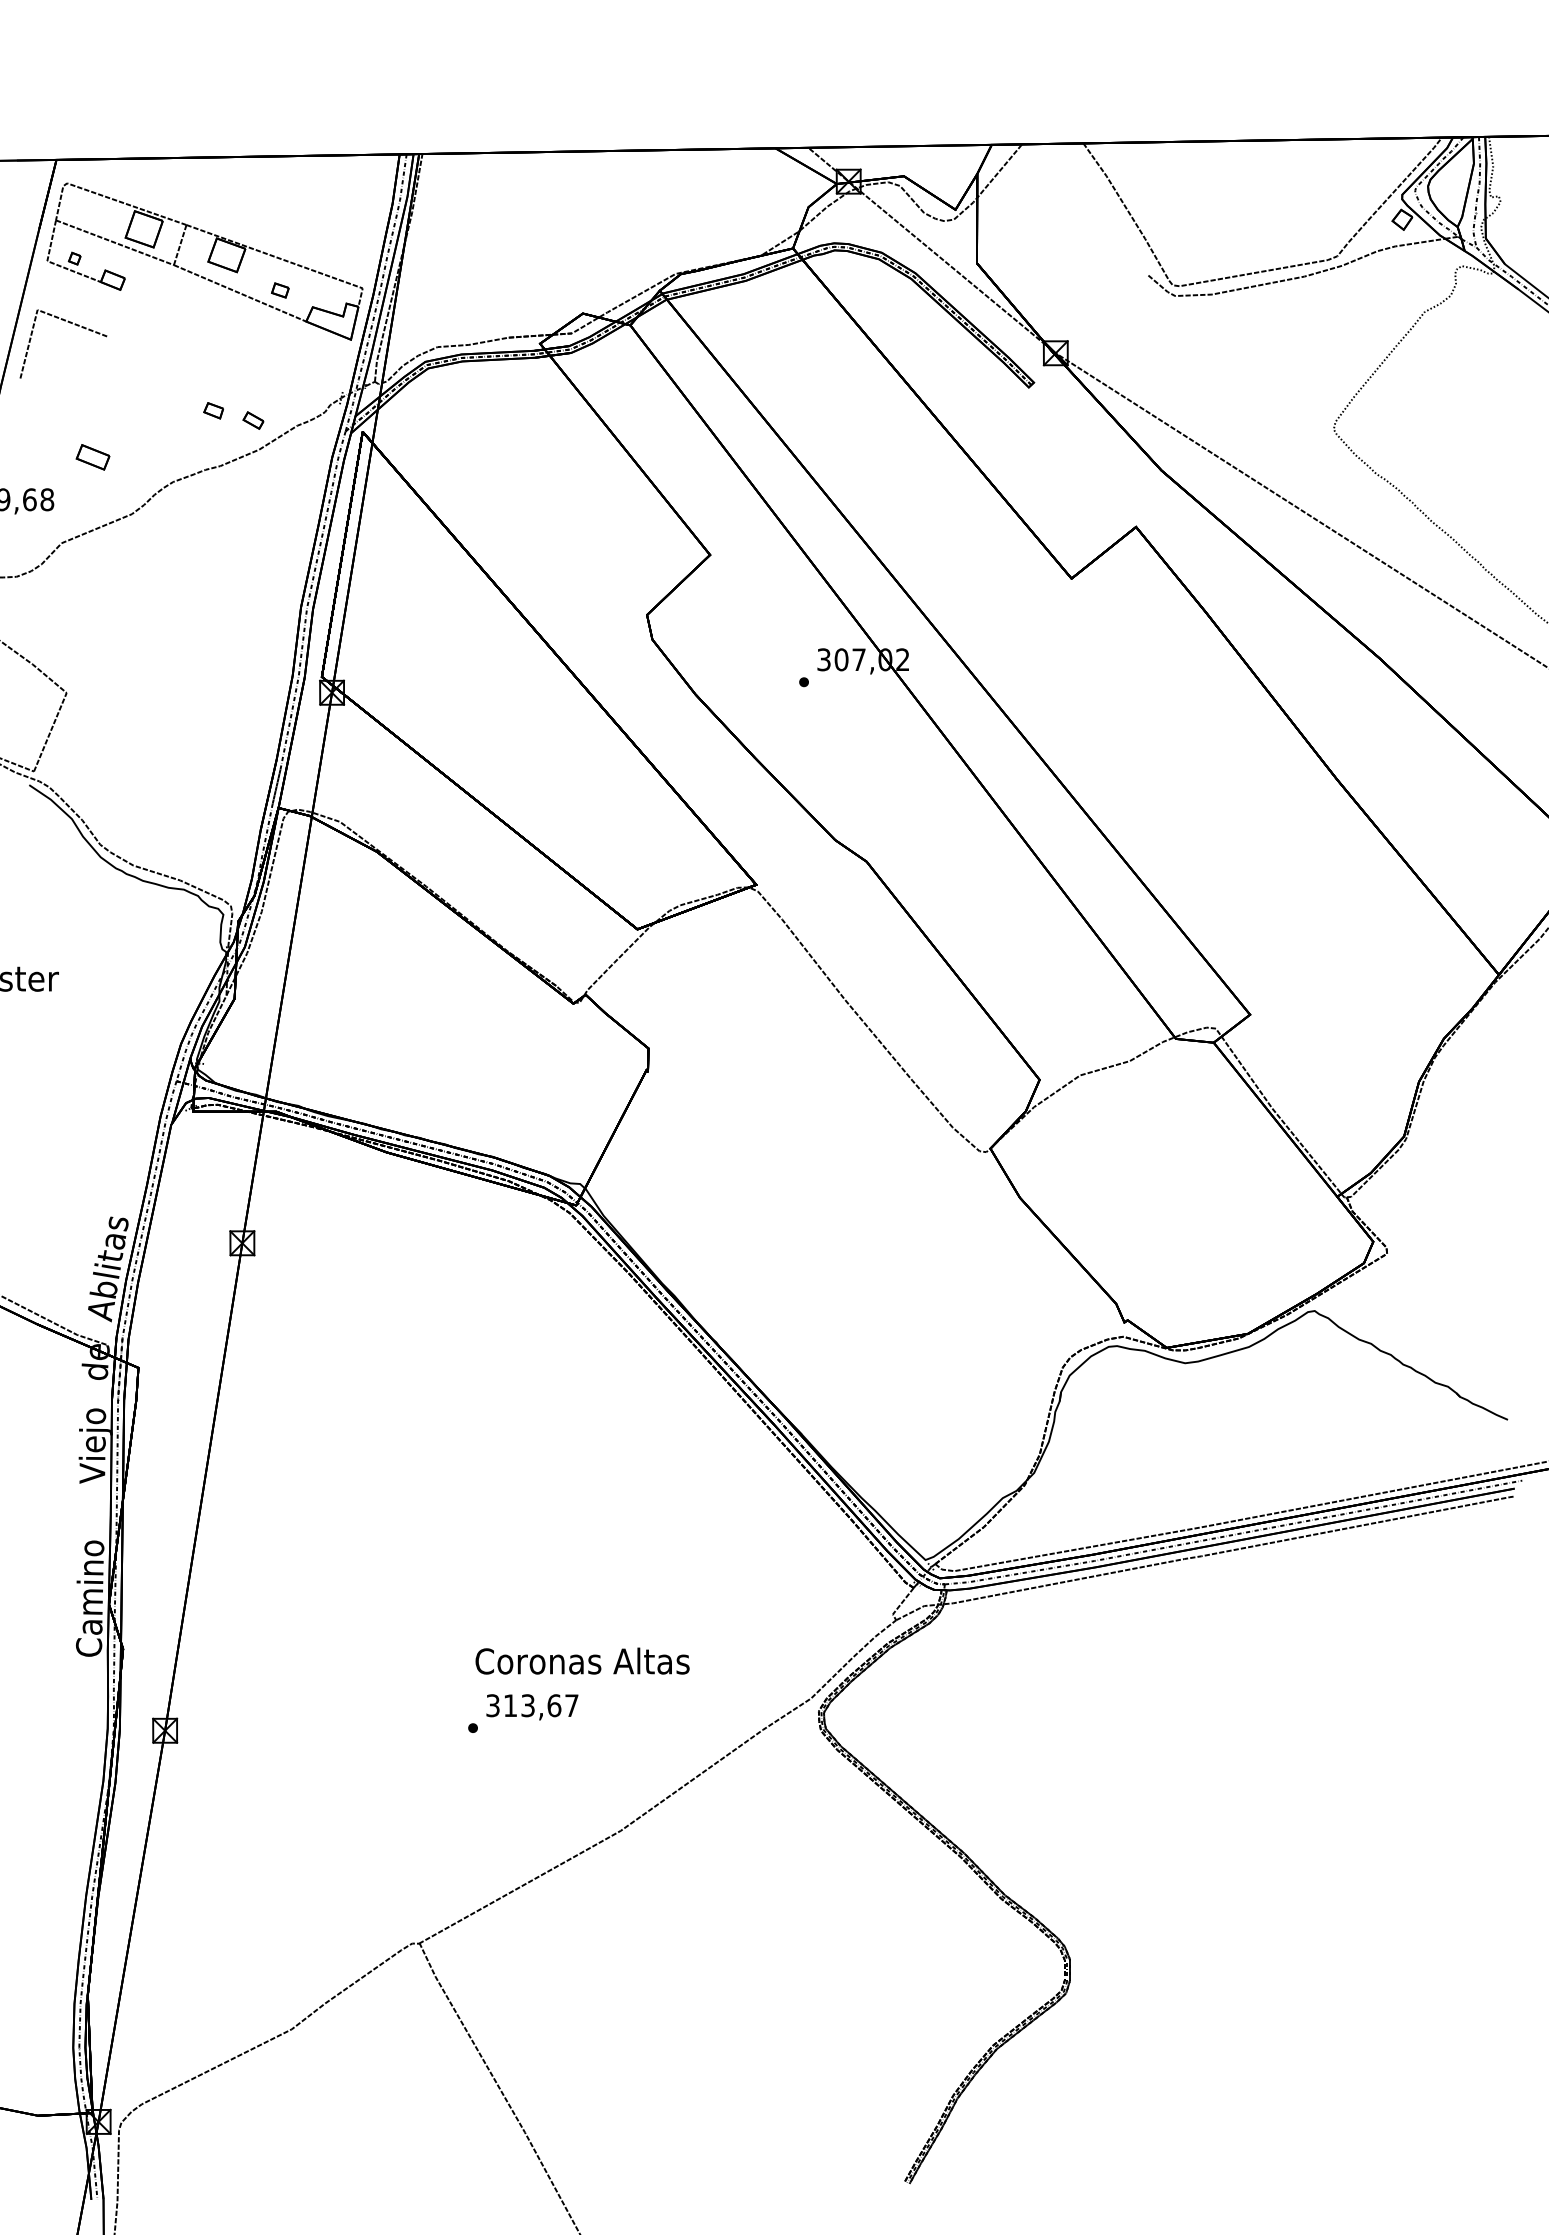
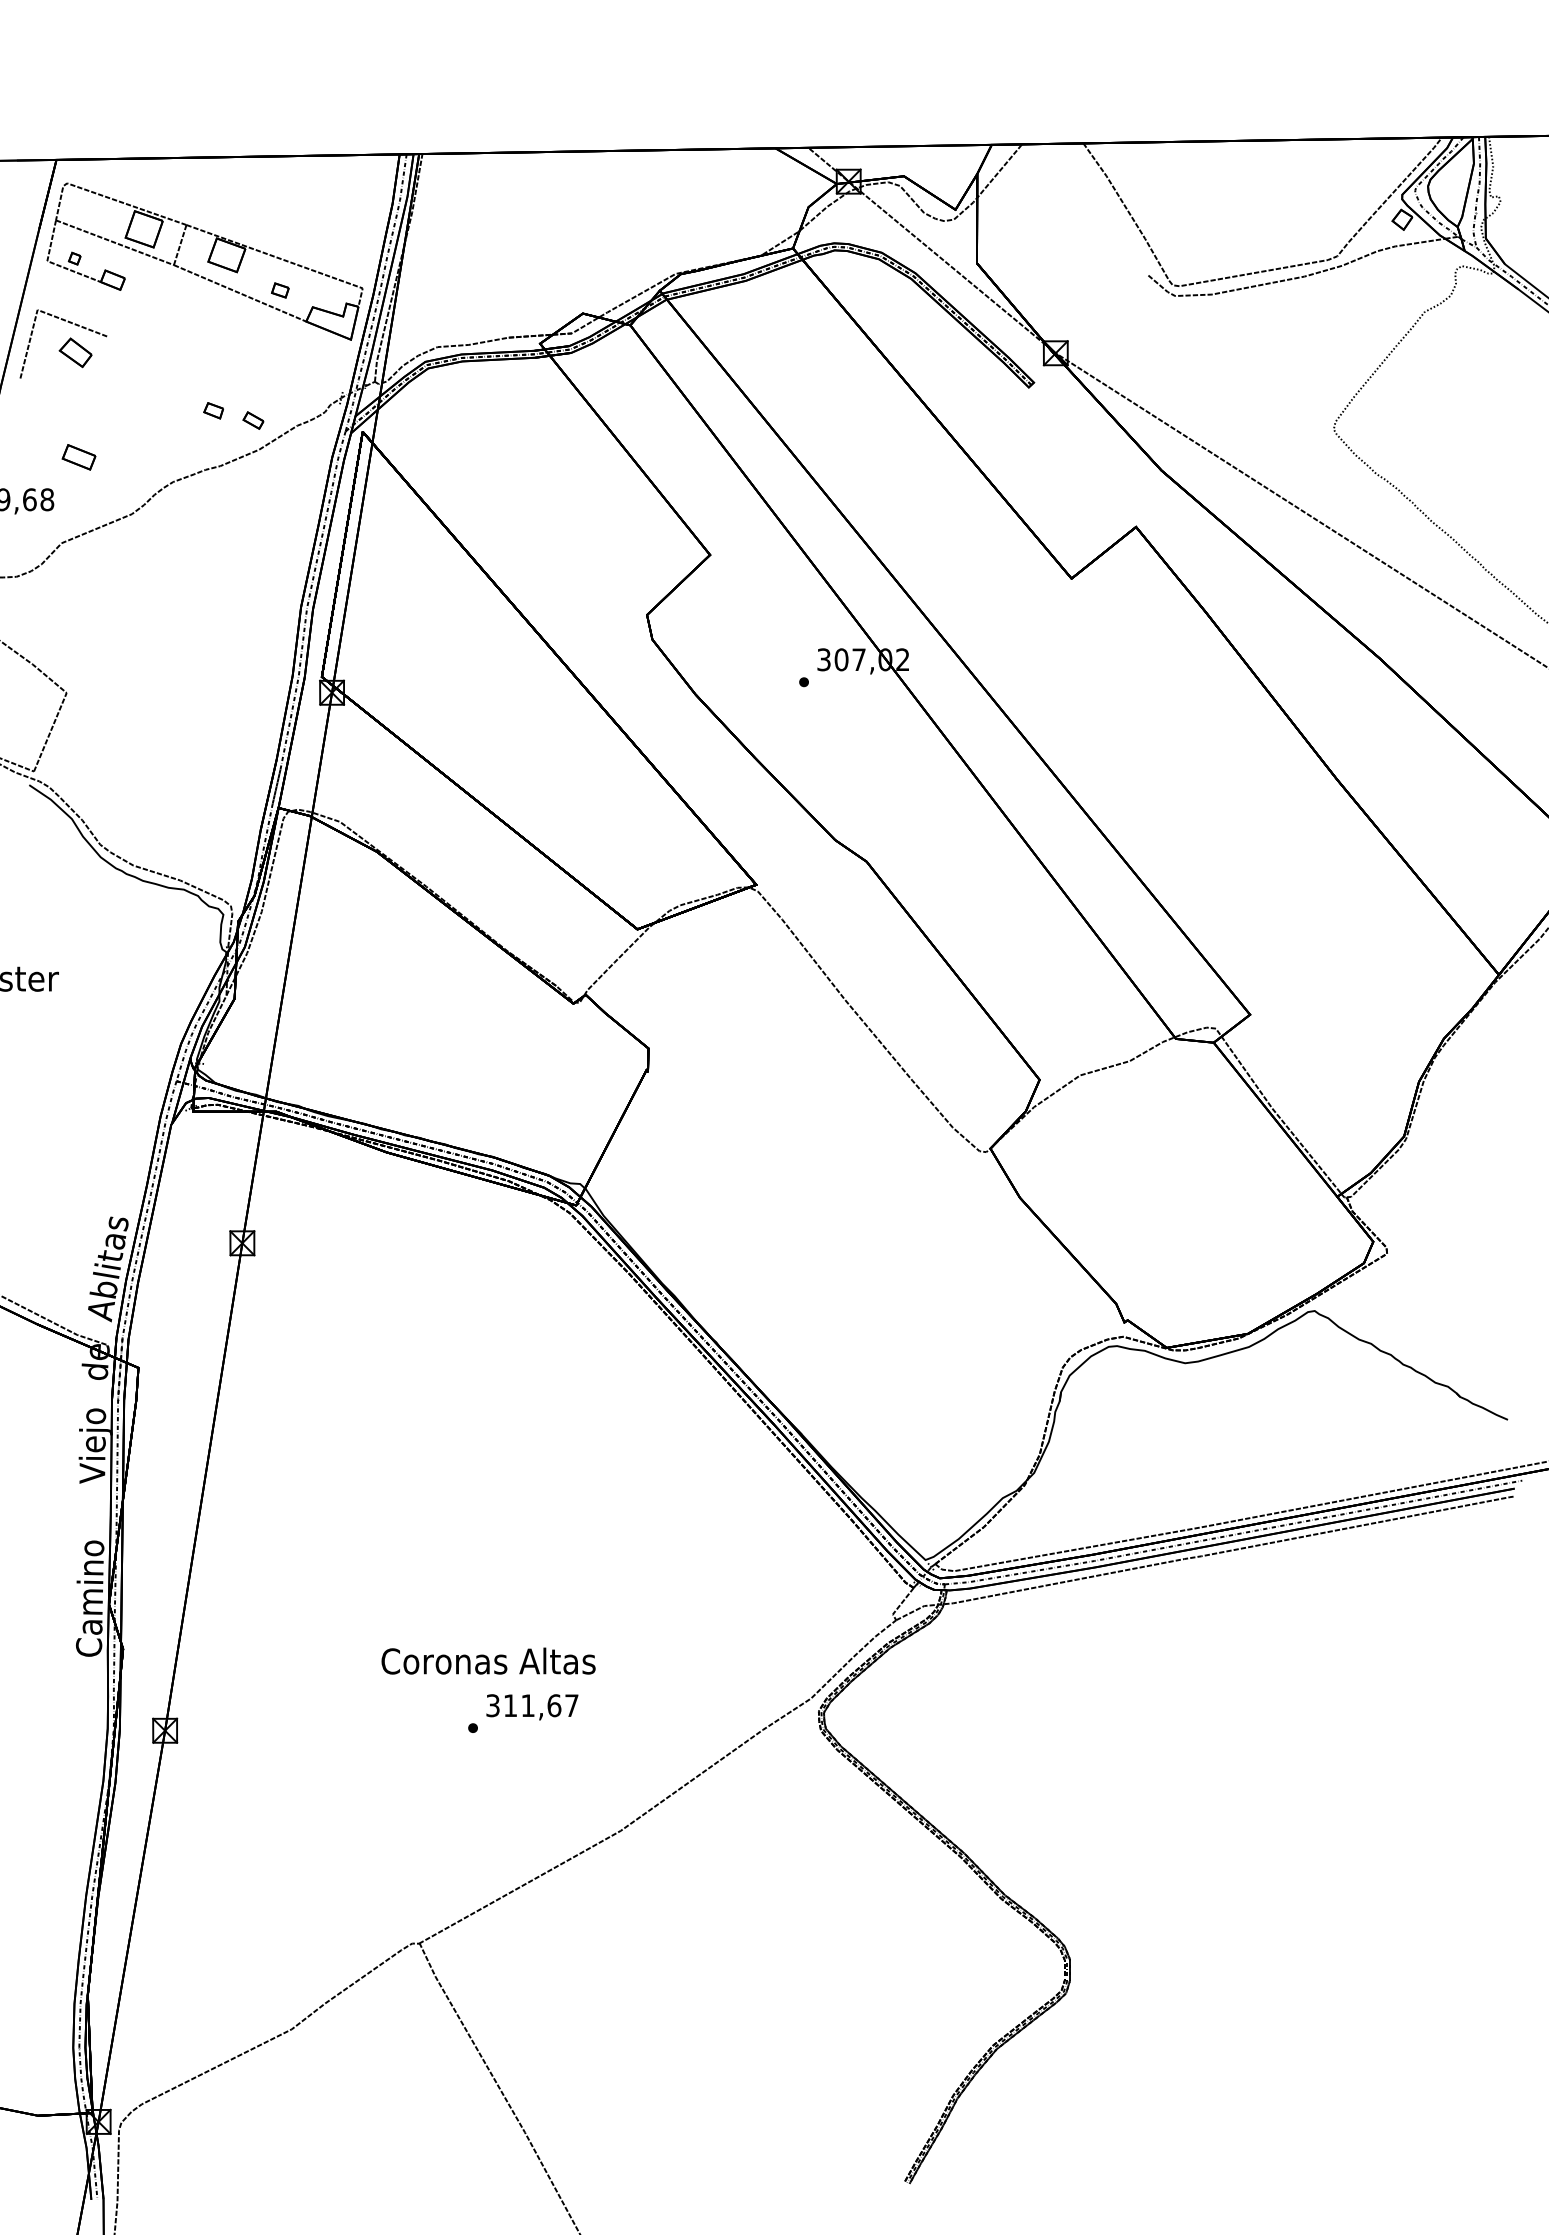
part: none -> present (75, 352)
part position: (92, 457) -> (78, 457) (78, 457)
text position: (582, 1660) -> (488, 1660) (488, 1660)
text: 313,67 -> 311,67 (527, 1705)
